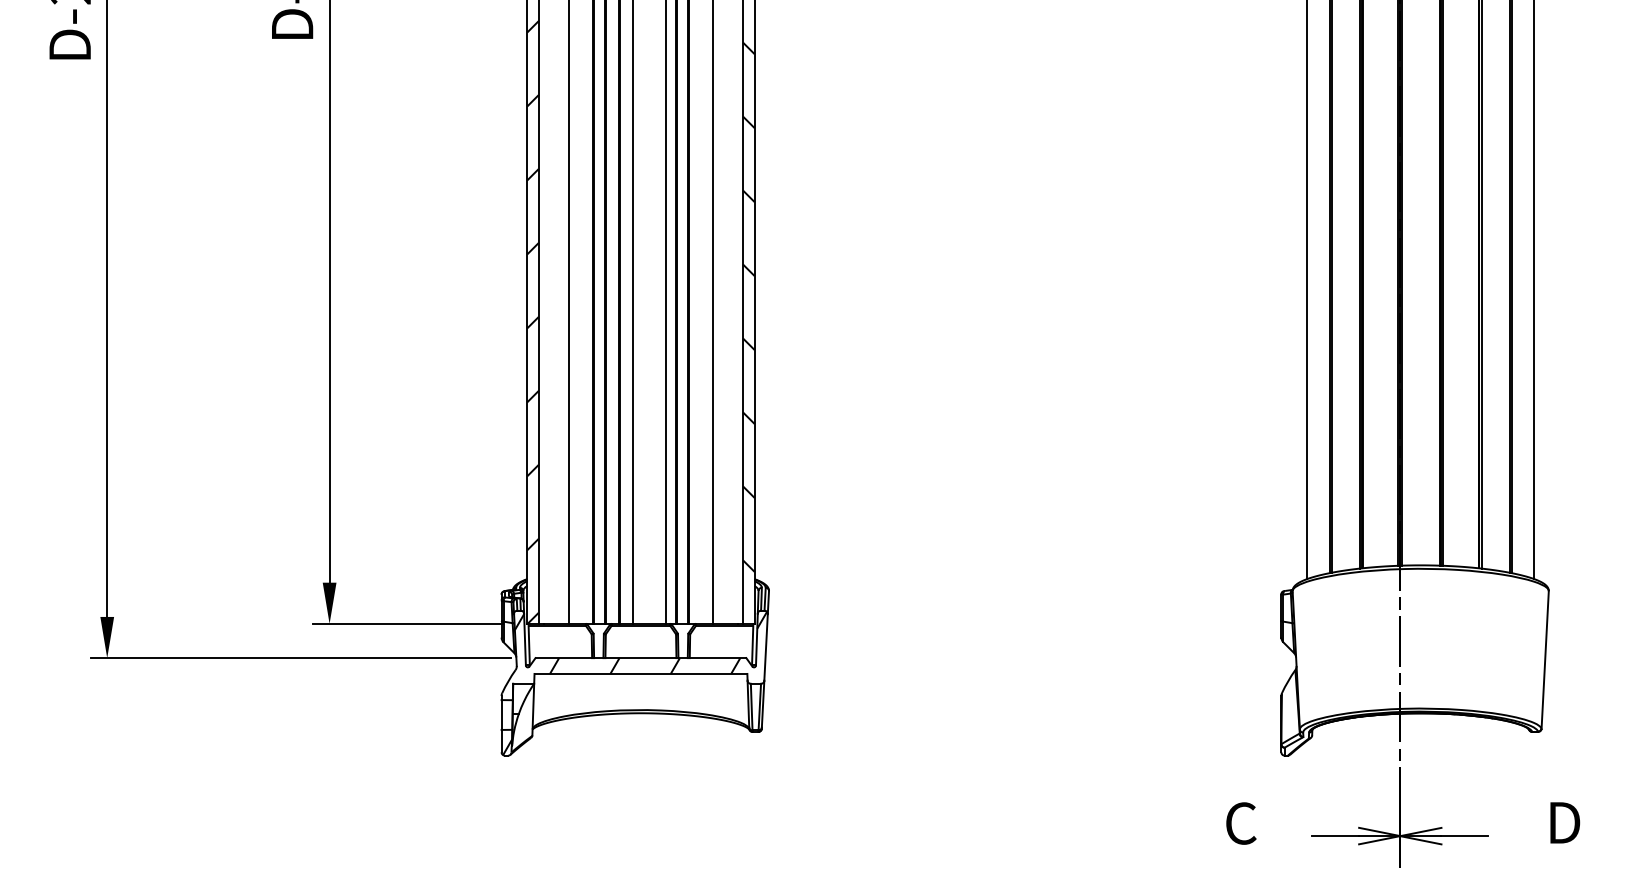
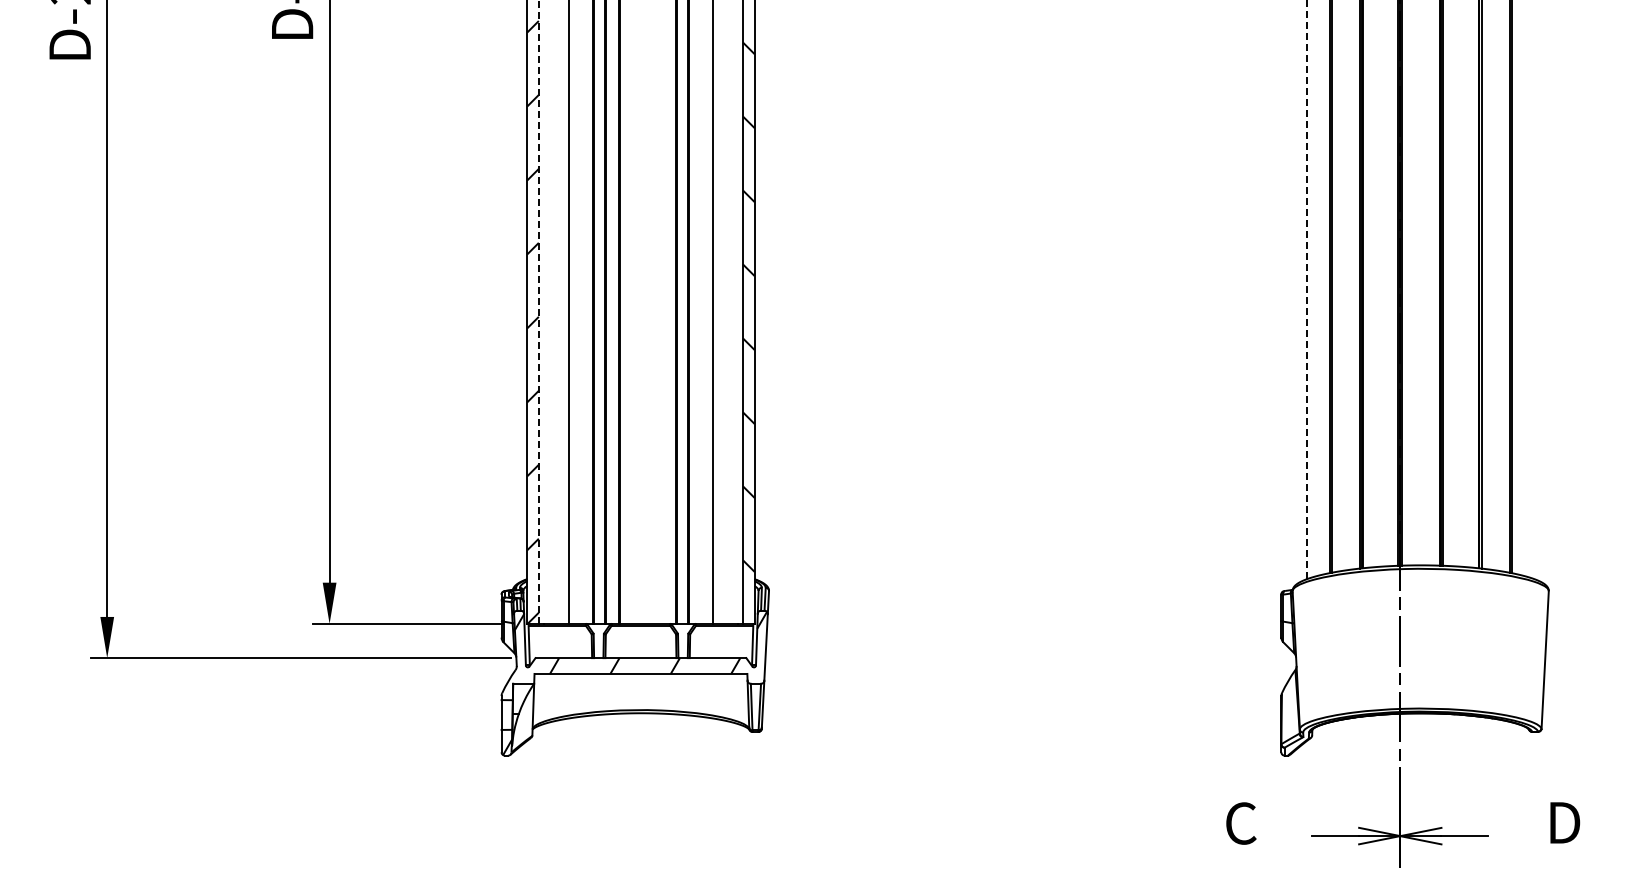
line: solid -> dashed (1307, 289)
line: present -> none (1534, 290)
line: solid -> dashed (538, 312)
line: present -> none (633, 312)
line: present -> none (665, 312)
